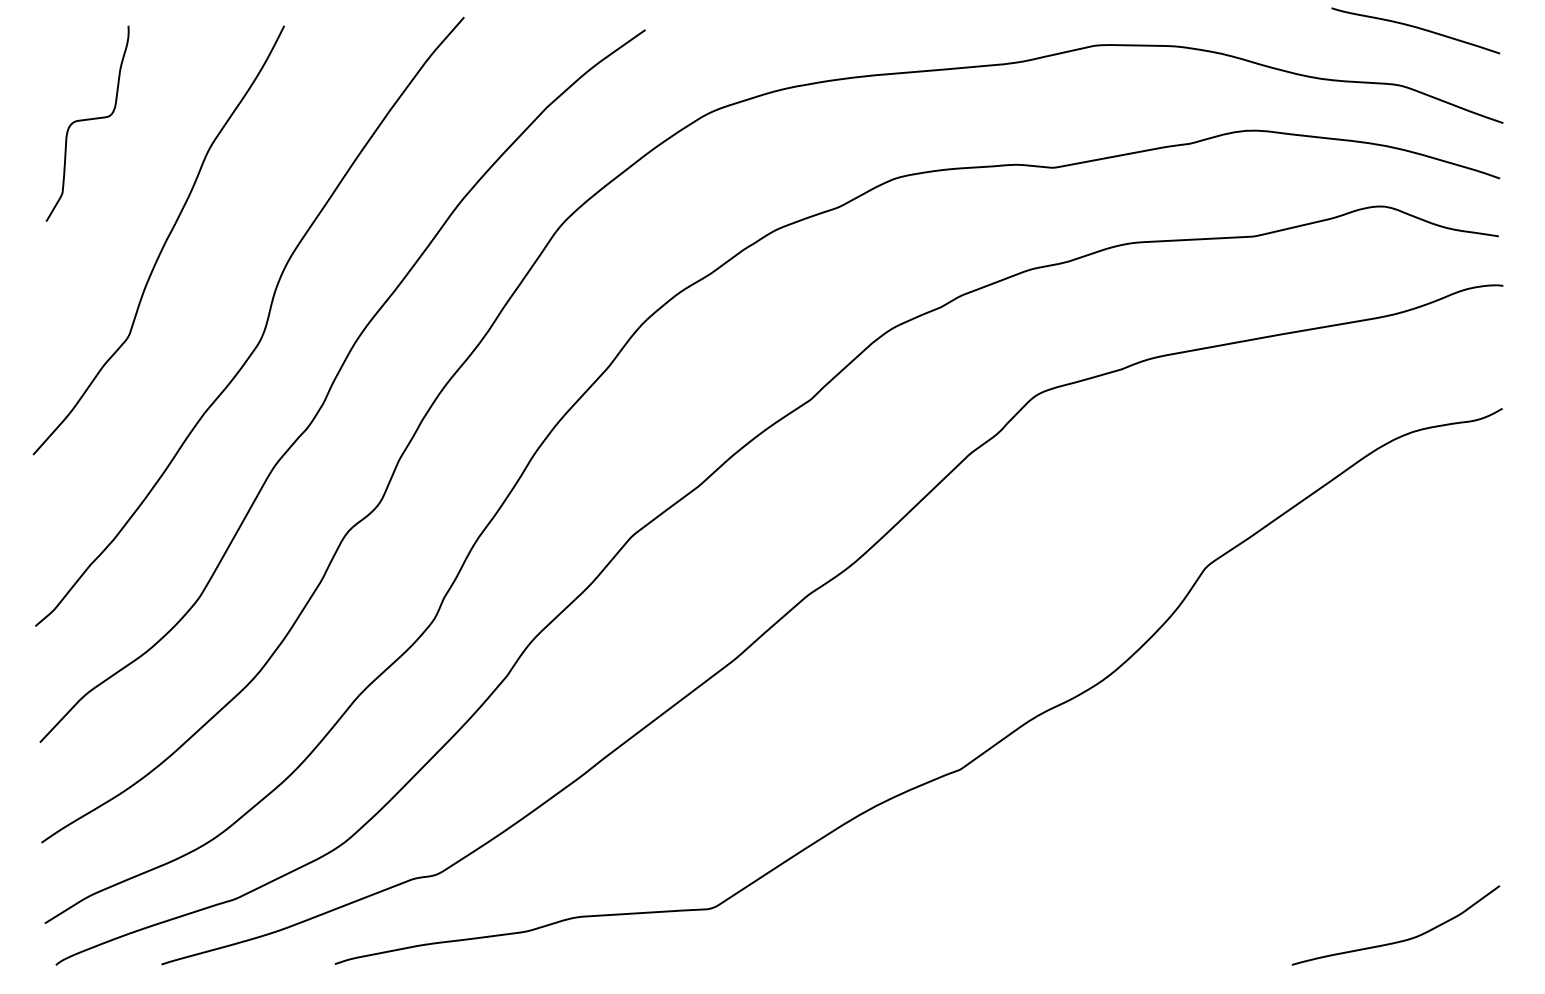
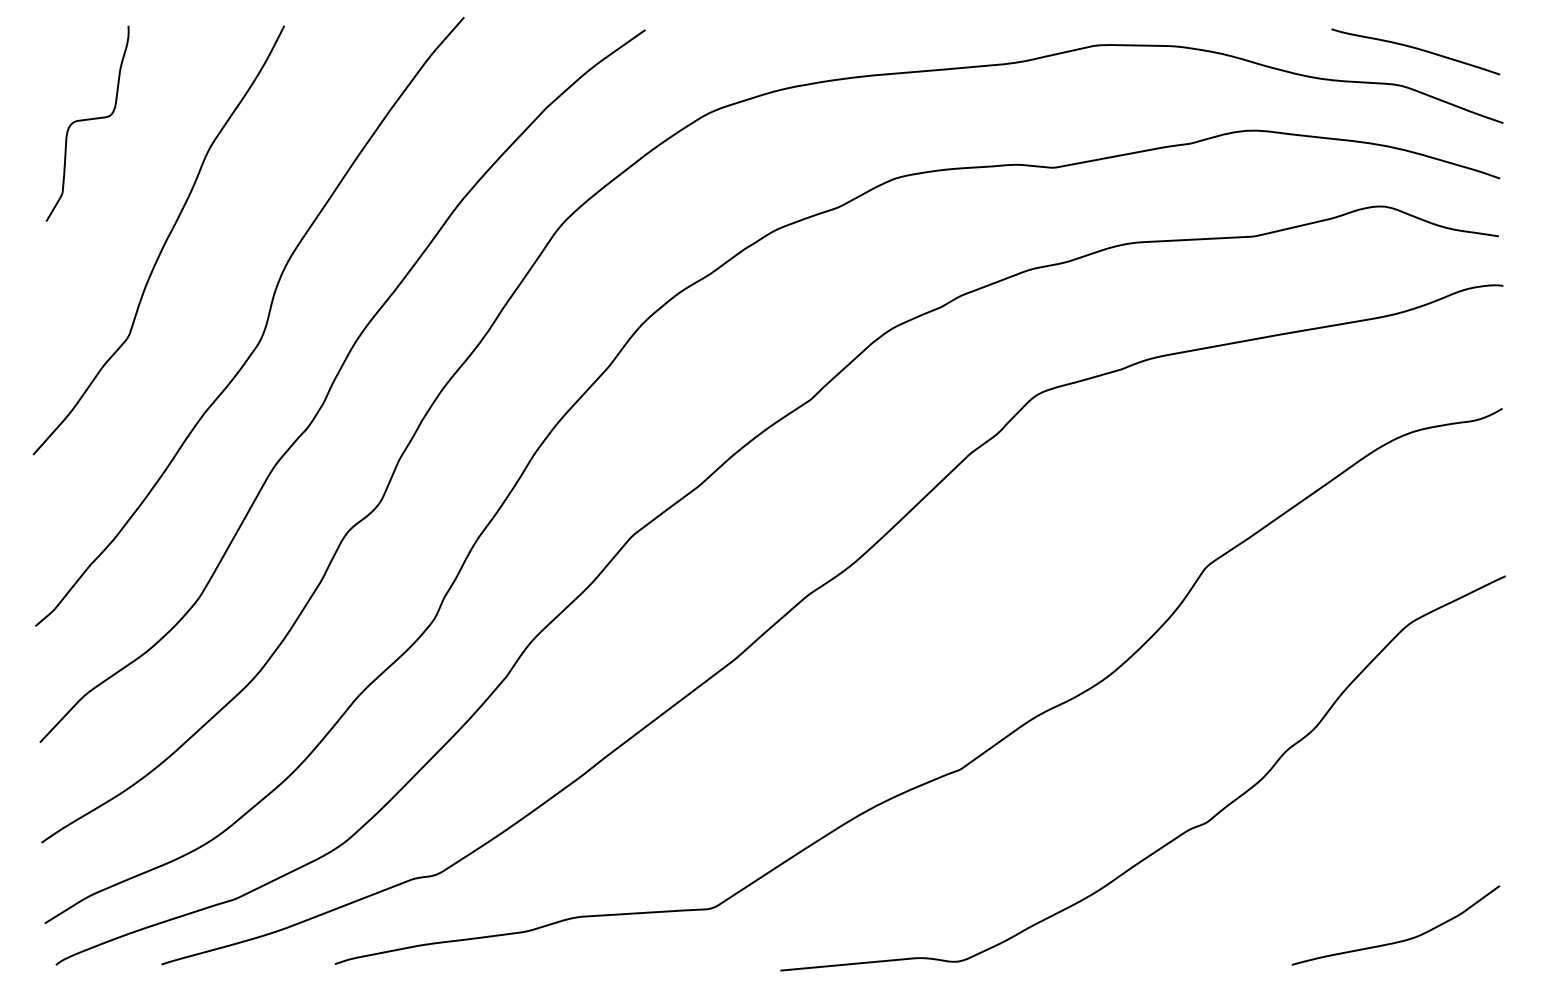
curve position: (1416, 28) -> (1416, 49) (1416, 49)
curve: none -> present (1182, 832)
